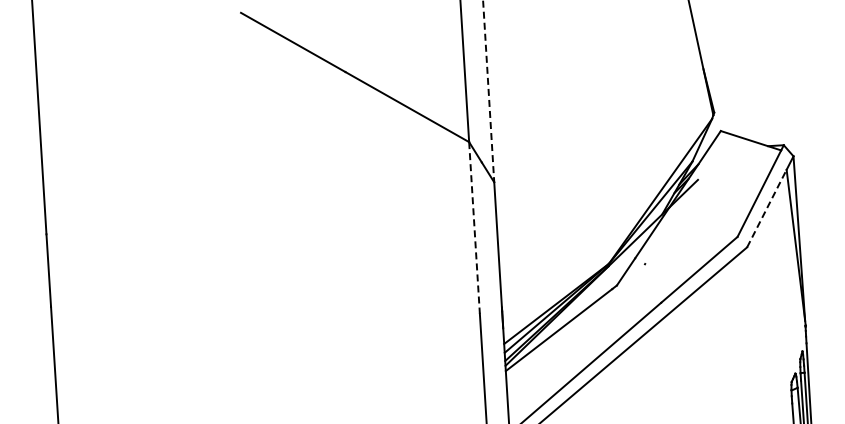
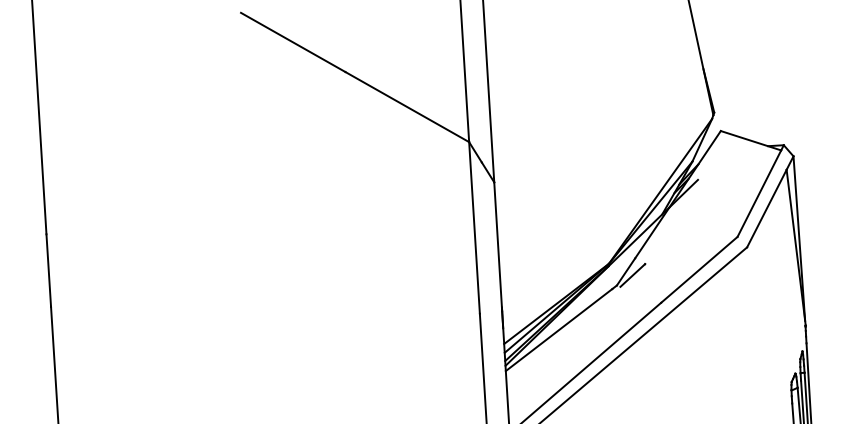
line: dashed -> solid (488, 91)
line: dashed -> solid (766, 208)
line: dashed -> solid (474, 227)
line: none -> present (632, 275)
